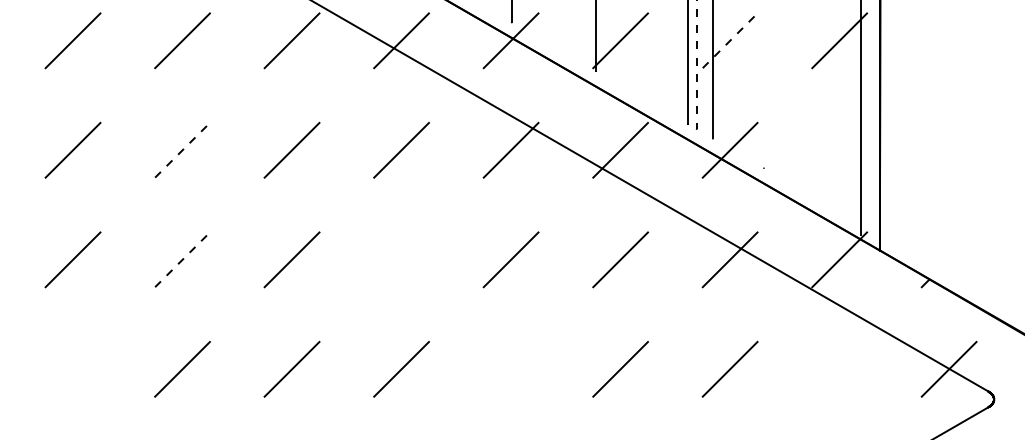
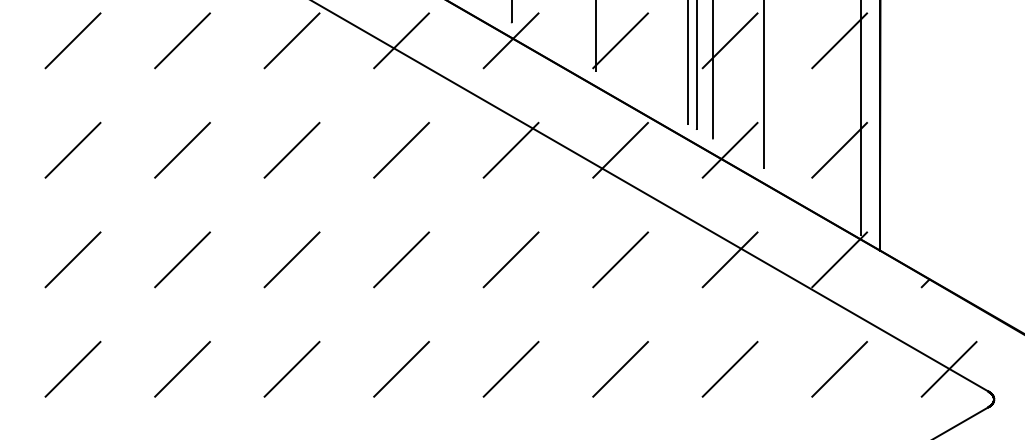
line: dashed -> solid (730, 40)
line: dashed -> solid (696, 65)
line: none -> present (763, 84)
line: none -> present (839, 149)
line: dashed -> solid (182, 150)
line: dashed -> solid (182, 259)
line: none -> present (401, 259)
line: none -> present (72, 368)
line: none -> present (510, 368)
line: none -> present (839, 368)
